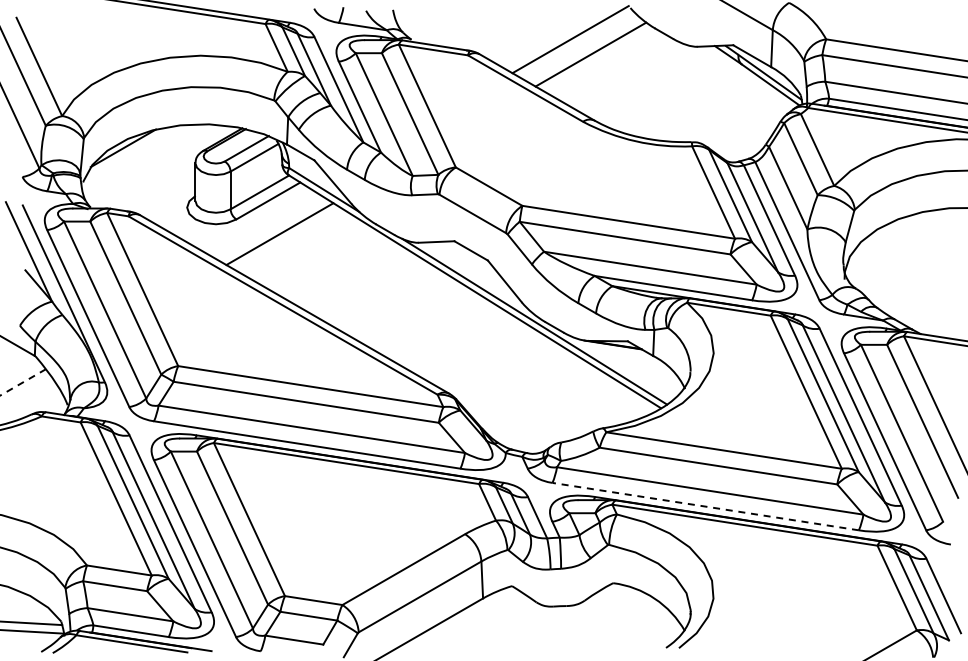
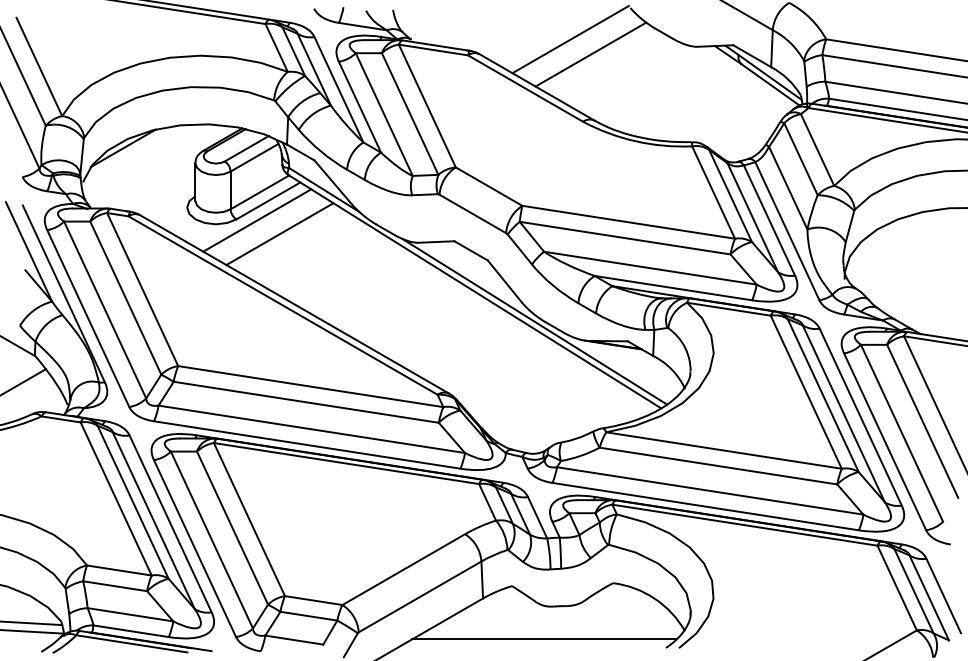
line: none -> present (257, 220)
line: dashed -> solid (22, 382)
line: dashed -> solid (705, 506)
line: none -> present (544, 639)
